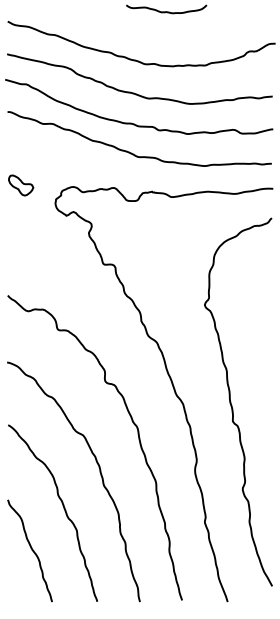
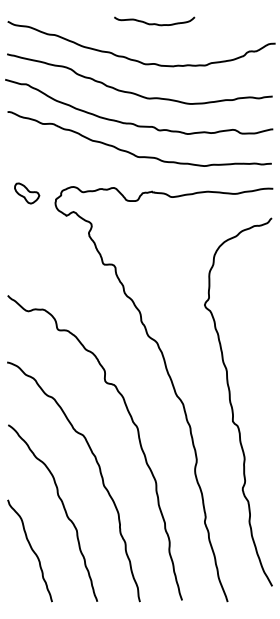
curve position: (166, 11) -> (154, 23) (154, 23)
part position: (21, 185) -> (27, 193) (27, 193)
